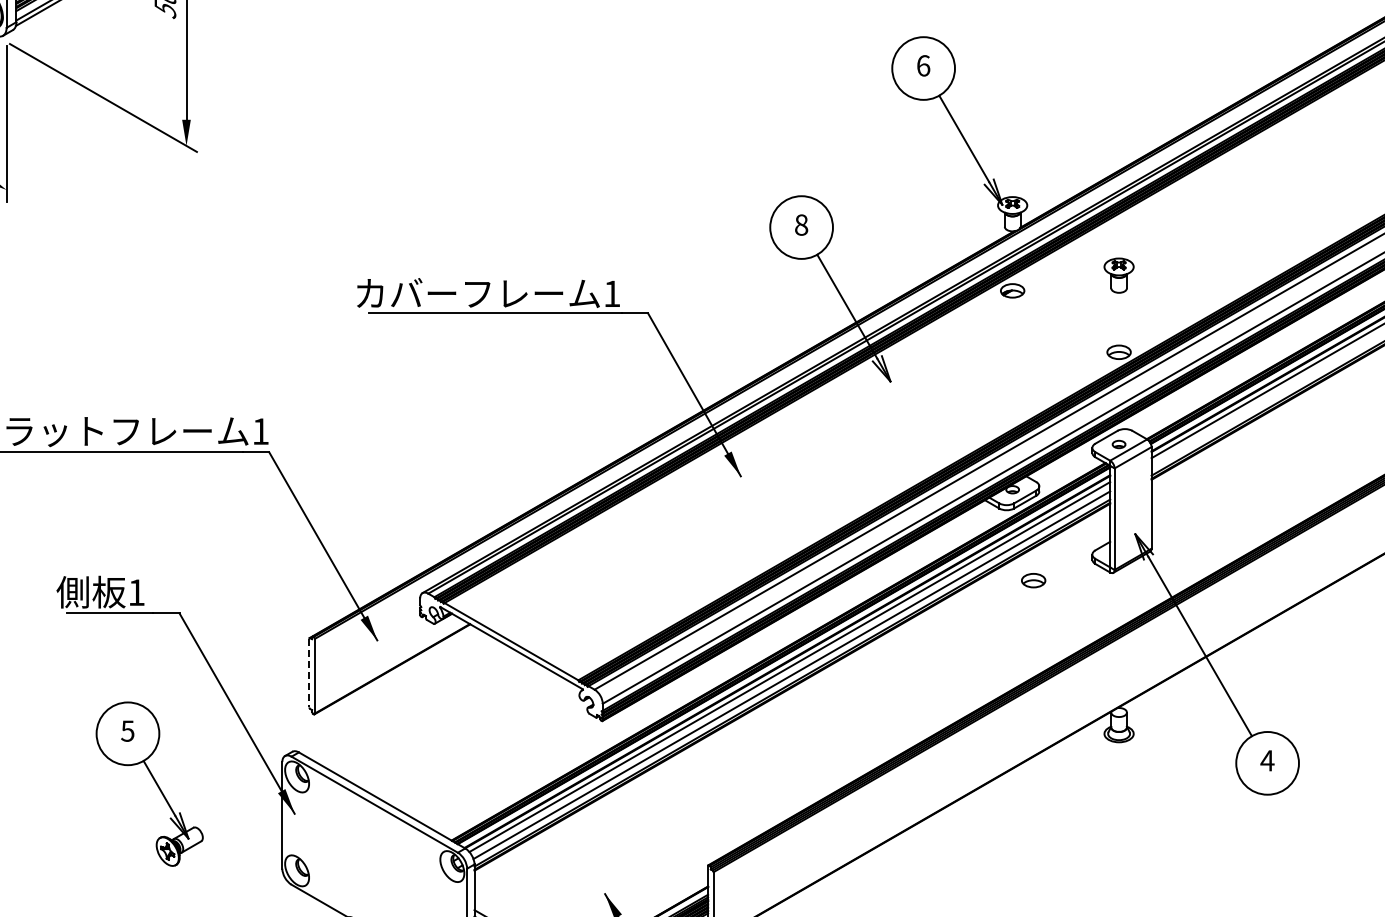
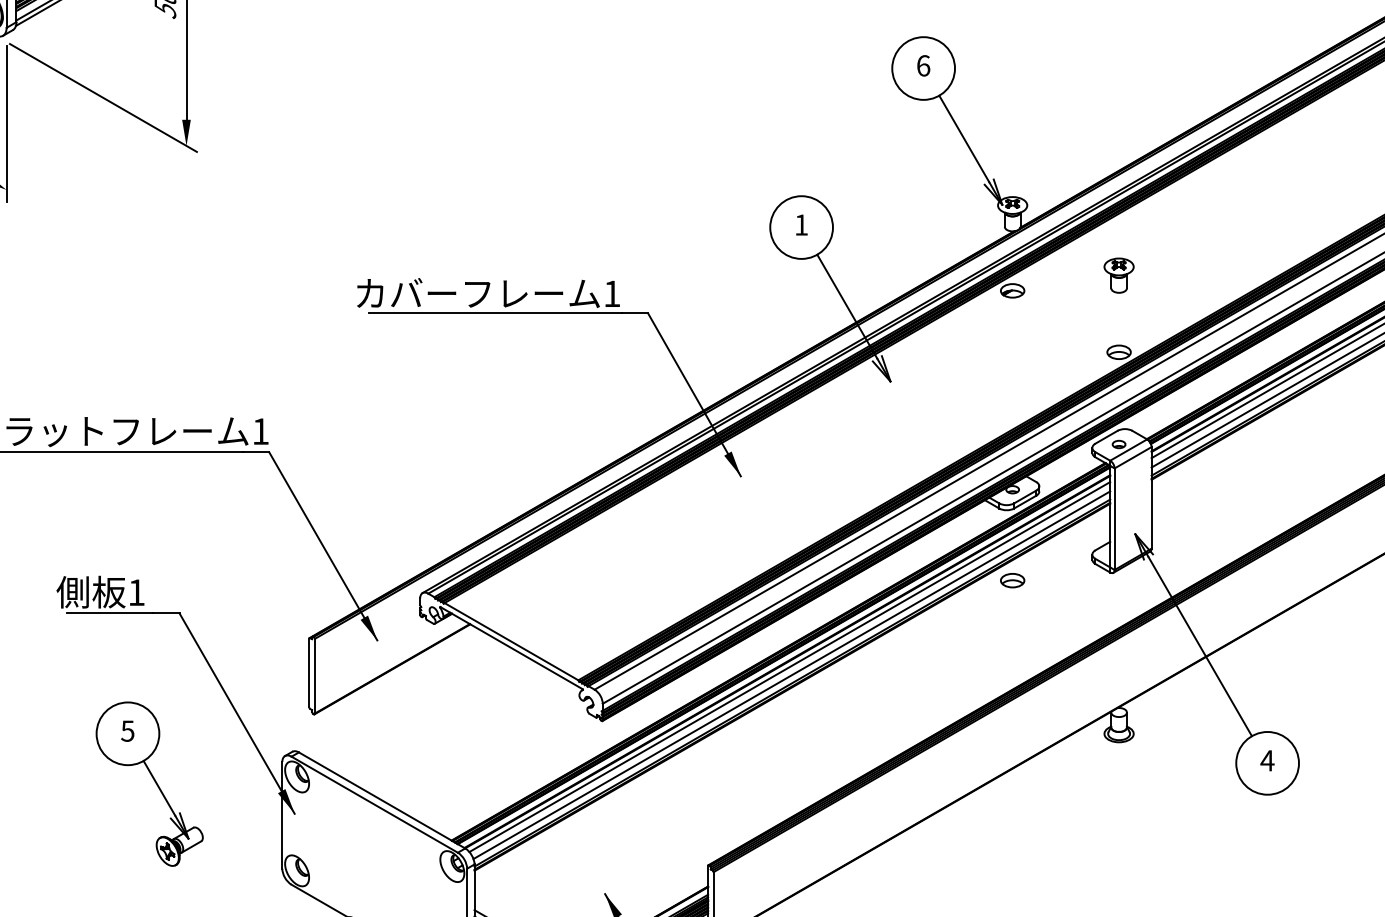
text: 8 -> 1 (801, 224)
line: none -> present (1266, 400)
part position: (1033, 580) -> (1012, 580) (1012, 580)
line: dashed -> solid (309, 673)
